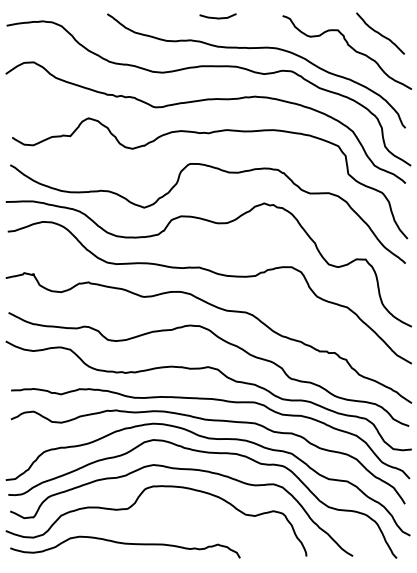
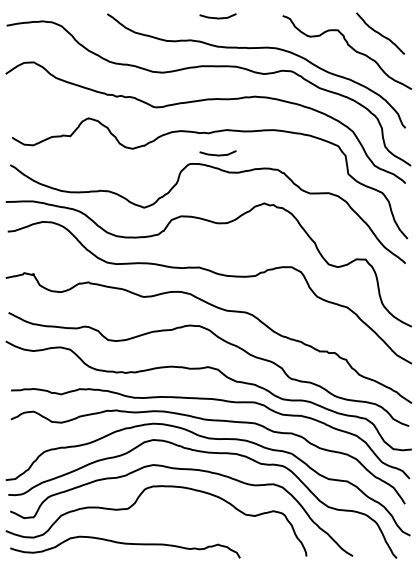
curve: none -> present (217, 154)
